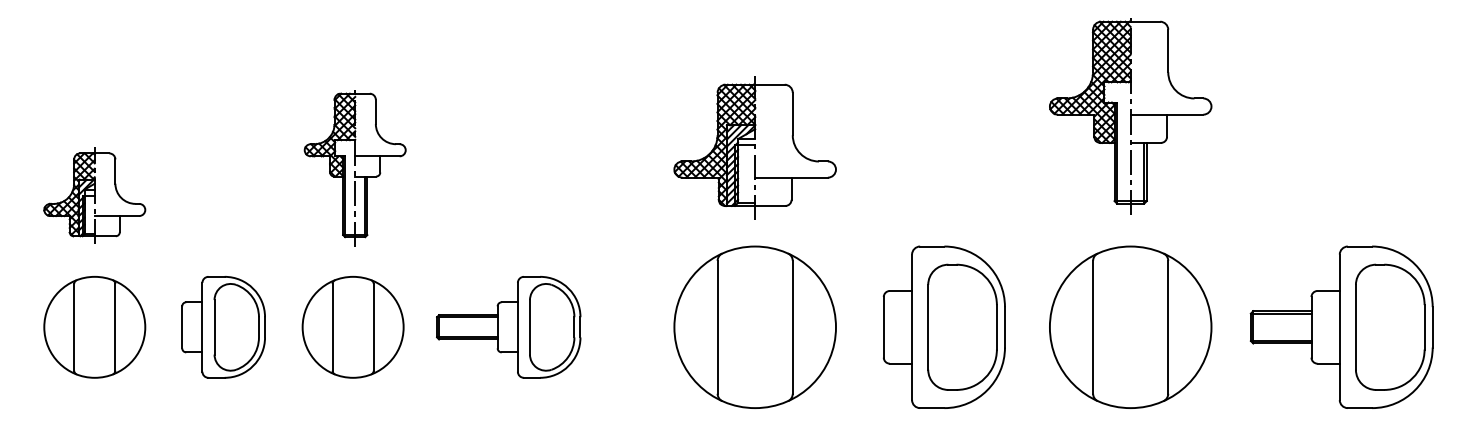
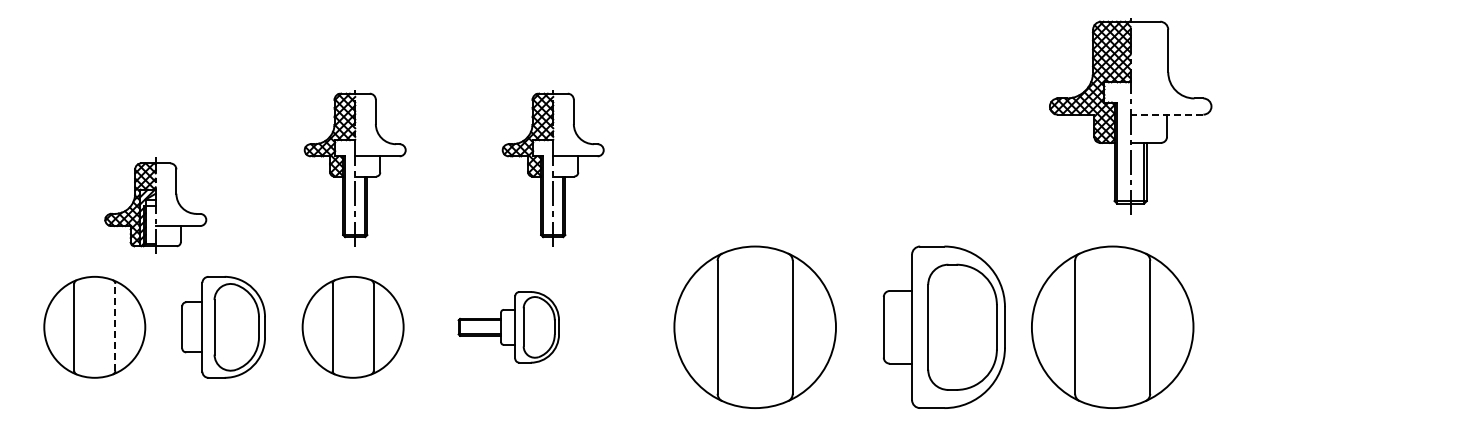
line: solid -> dashed (1166, 114)
part: present -> none (754, 147)
part: none -> present (552, 168)
part position: (94, 195) -> (155, 205) (155, 205)
line: solid -> dashed (115, 326)
part position: (1130, 326) -> (1112, 326) (1112, 326)
part: present -> none (1341, 326)
part size: 146x103 px -> 103x73 px (508, 327)
